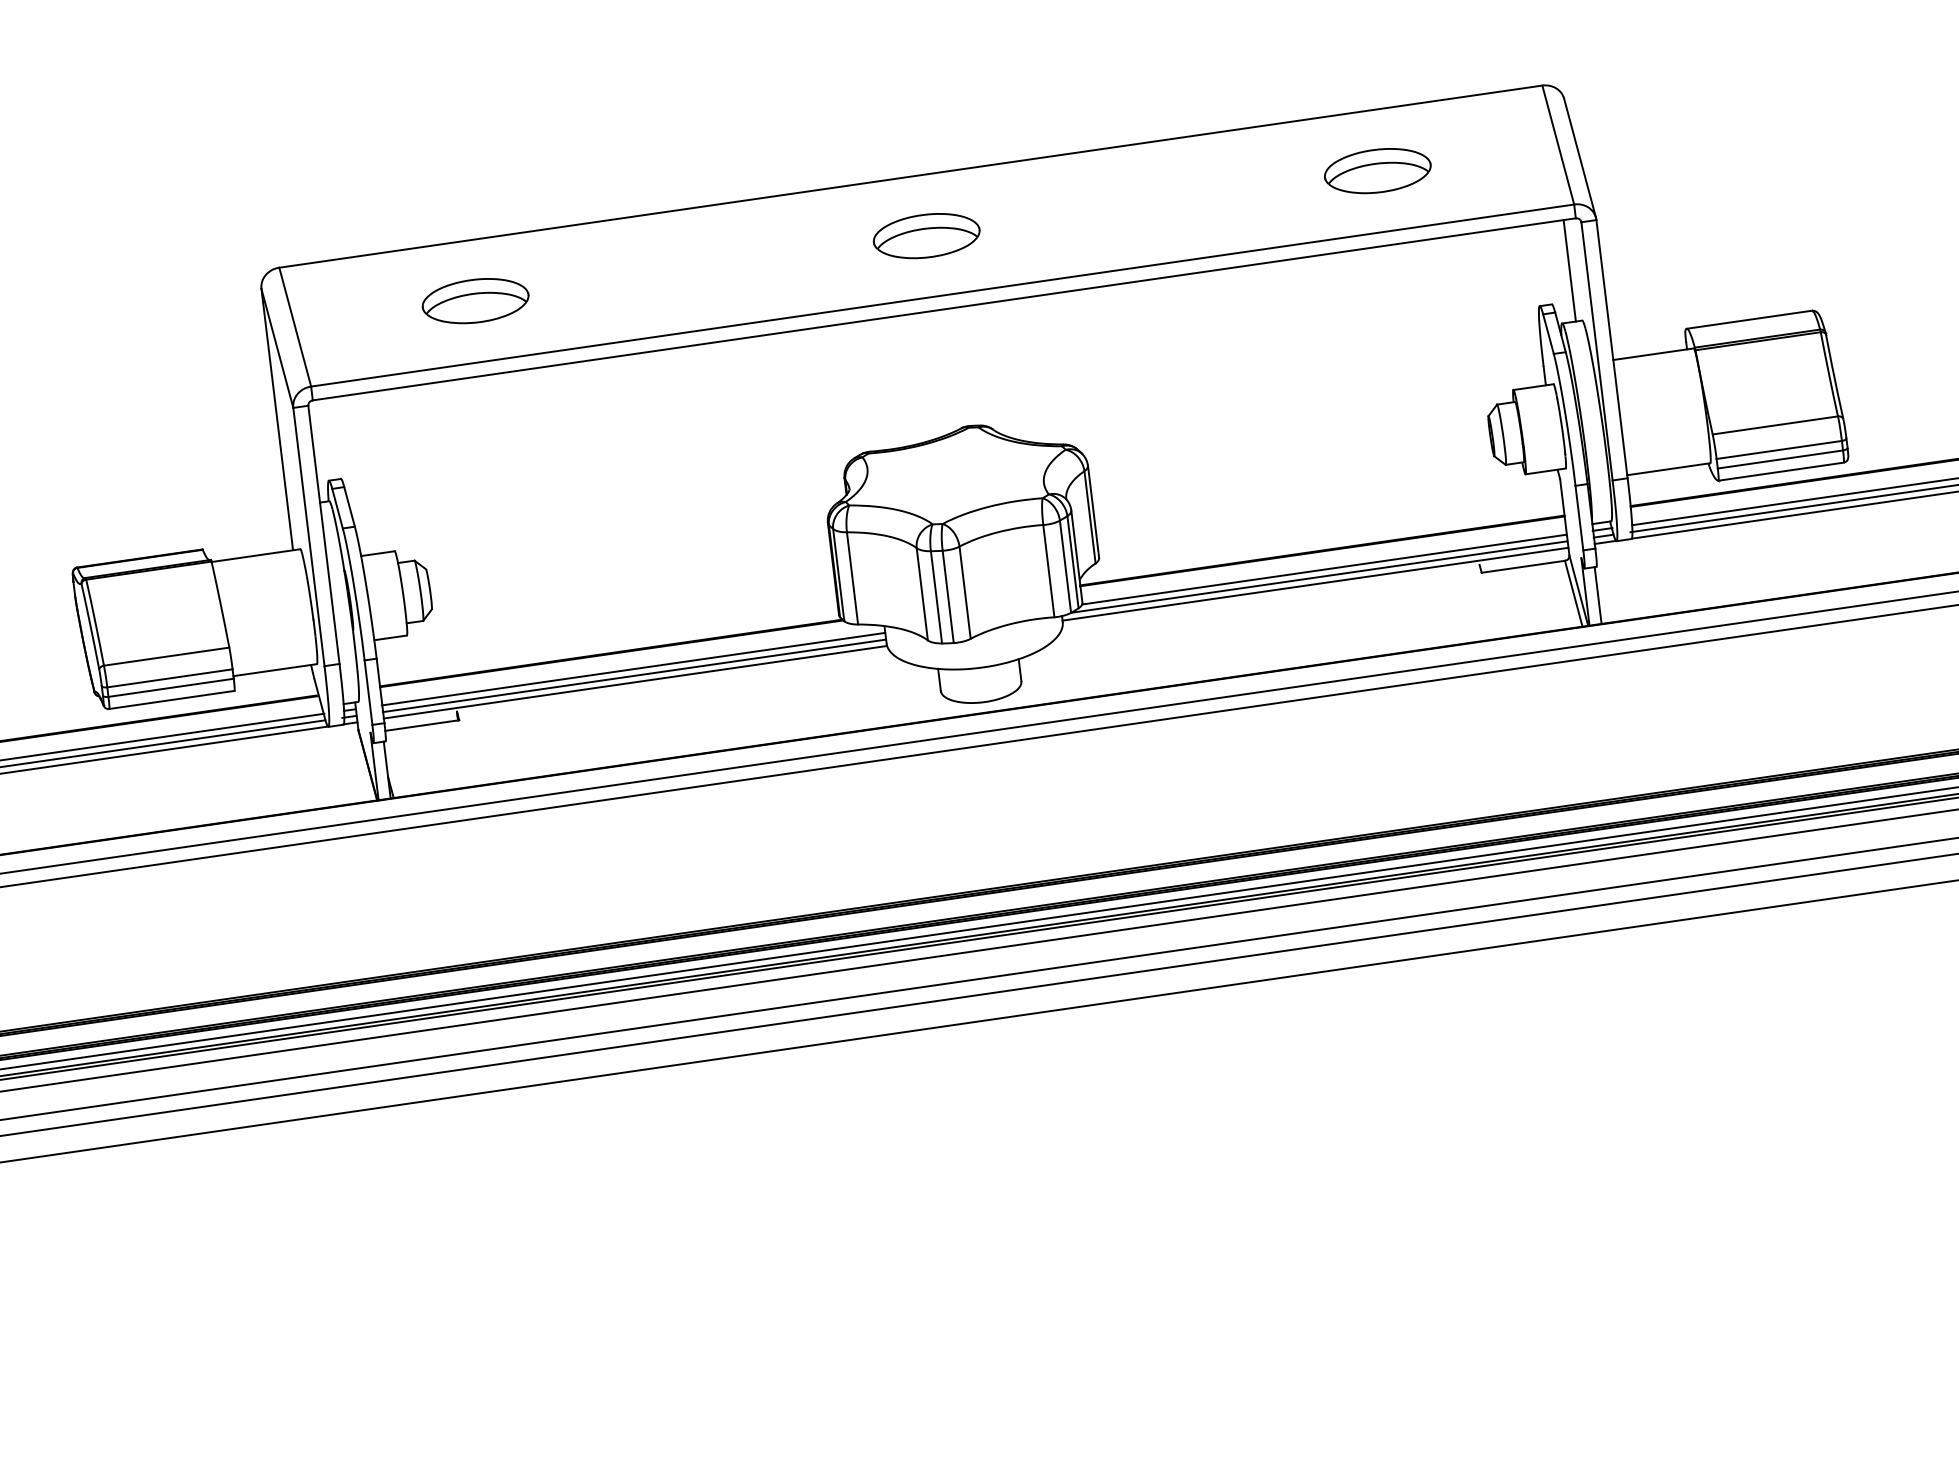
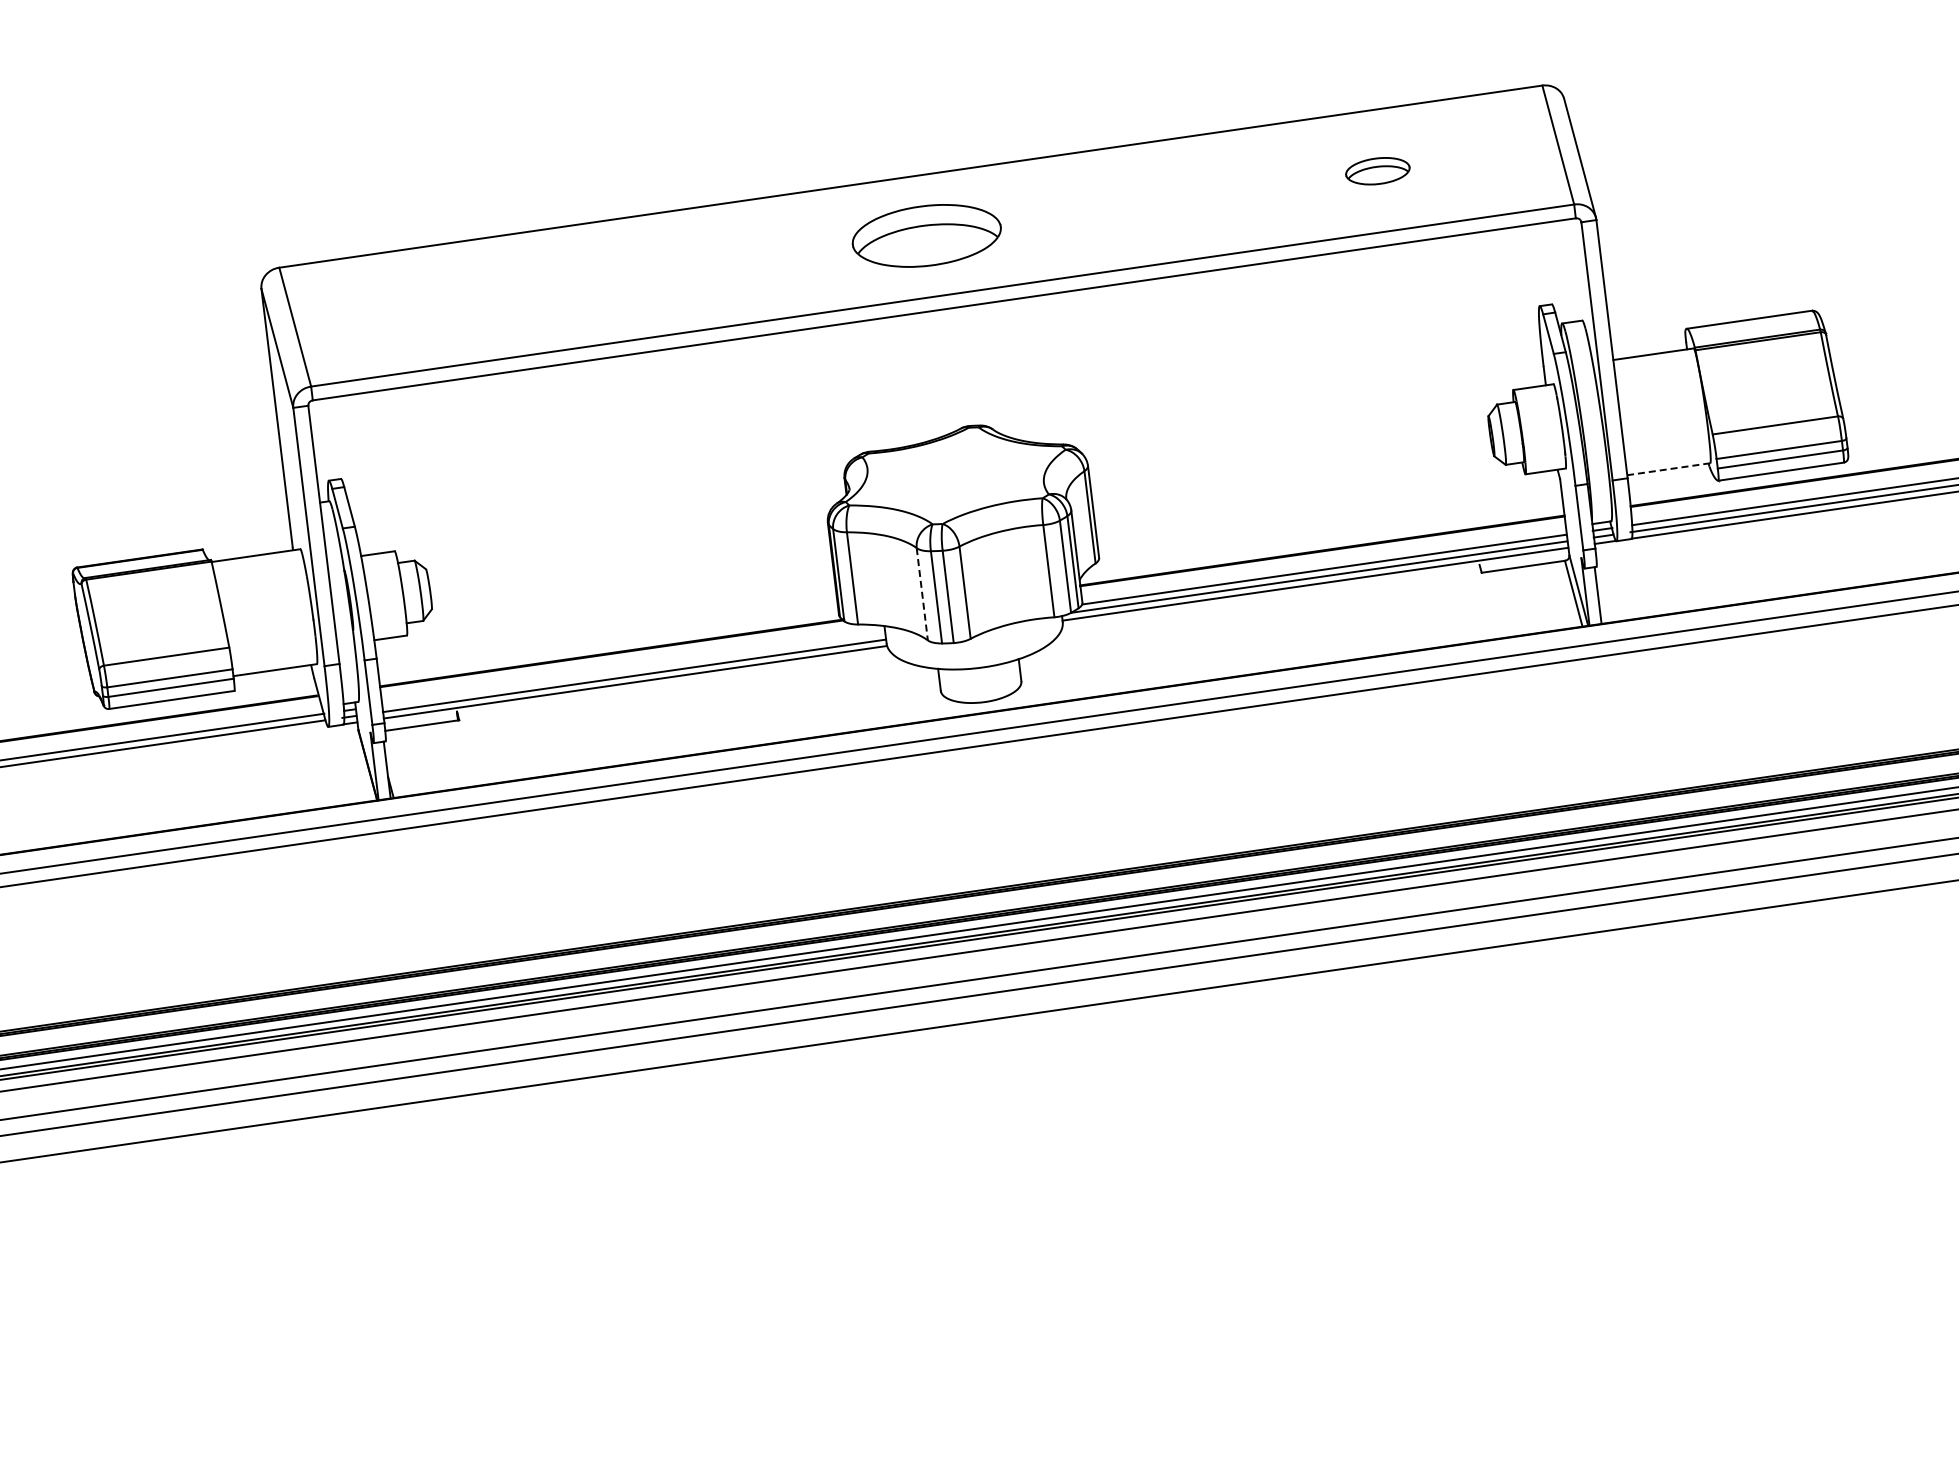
part size: 108x47 px -> 66x29 px (1377, 171)
part size: 109x47 px -> 151x64 px (926, 235)
line: present -> none (1569, 270)
part: present -> none (475, 301)
line: solid -> dashed (1668, 469)
line: solid -> dashed (922, 594)
line: present -> none (633, 668)
line: present -> none (164, 749)
